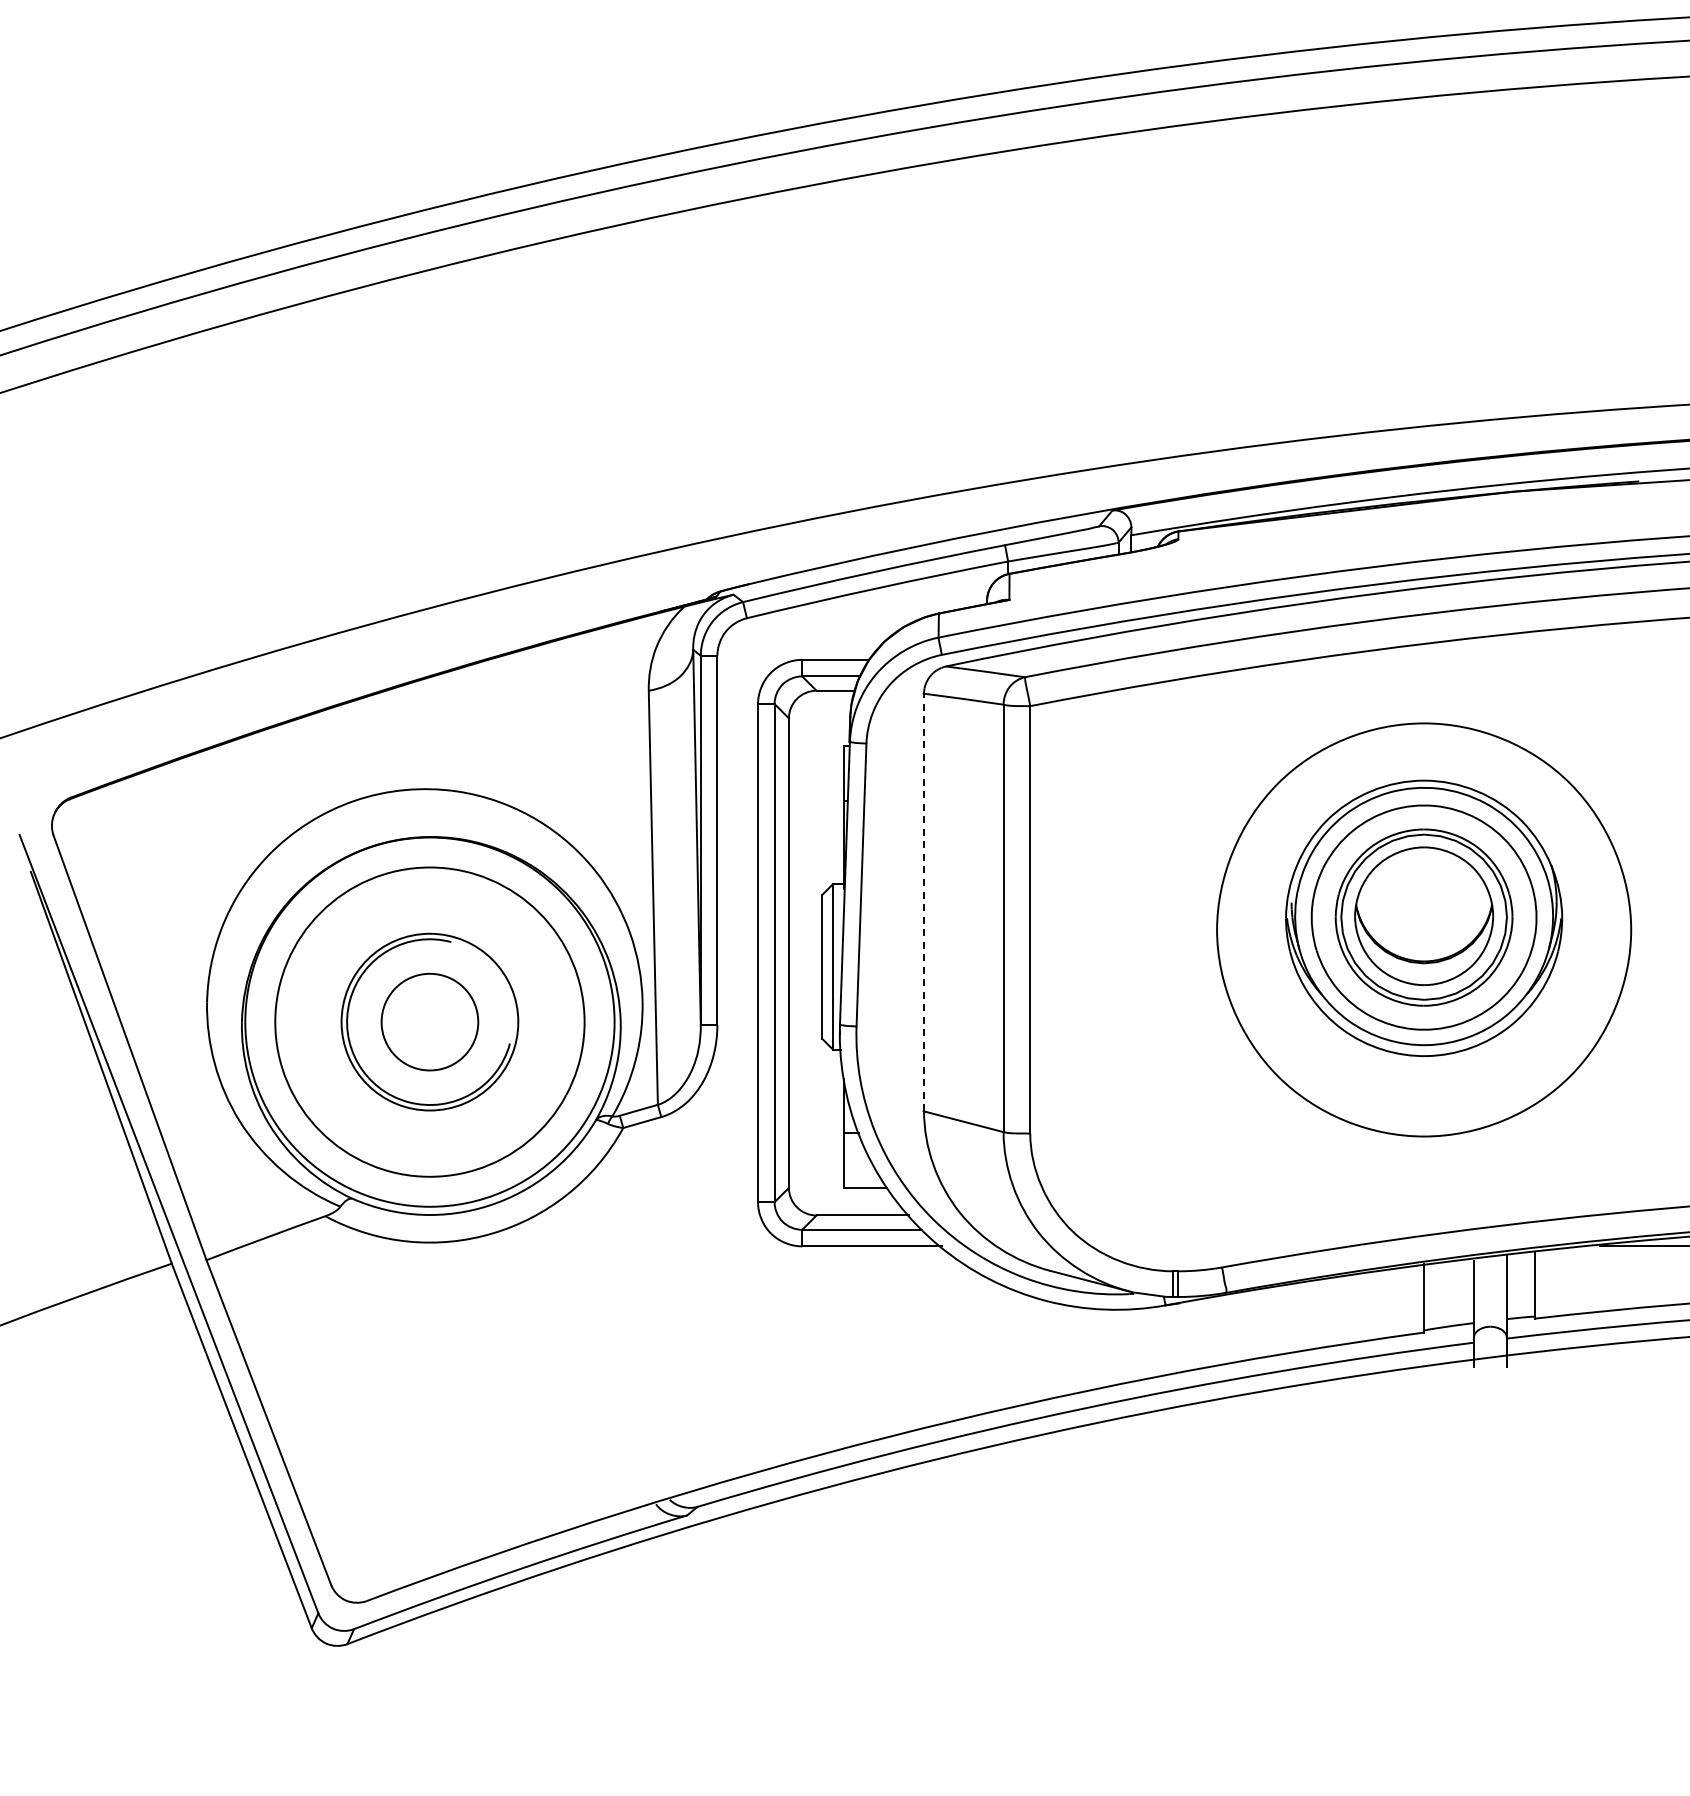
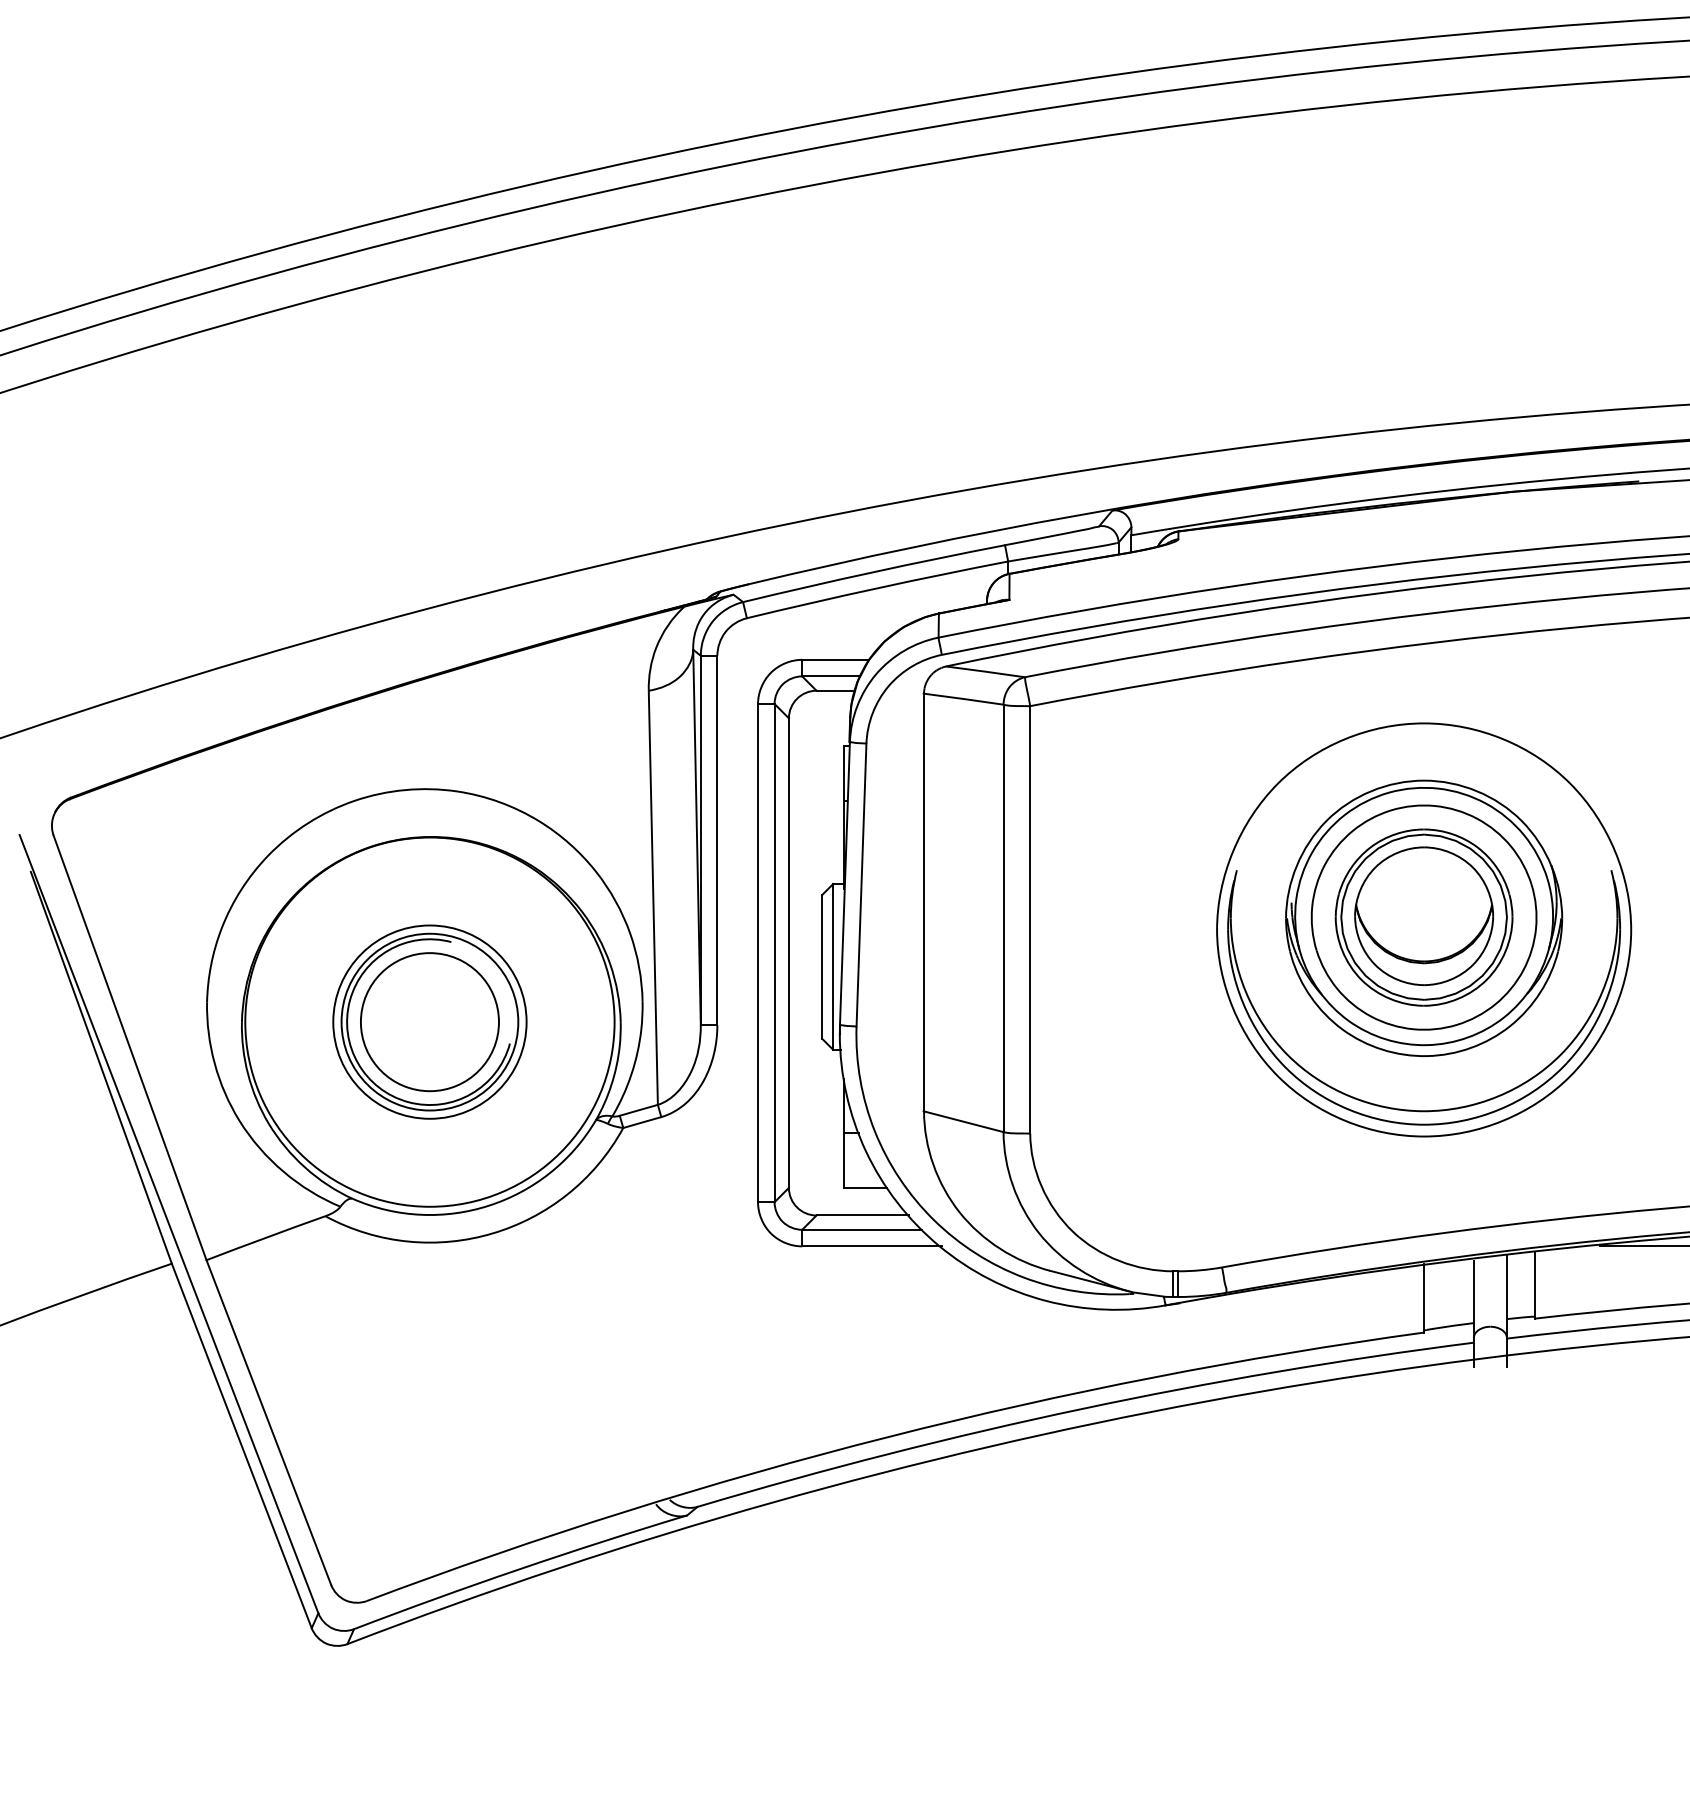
line: dashed -> solid (924, 902)
circle diameter: 309 px -> 193 px (429, 1021)
circle diameter: 97 px -> 138 px (429, 1022)
part: none -> present (1436, 1109)
